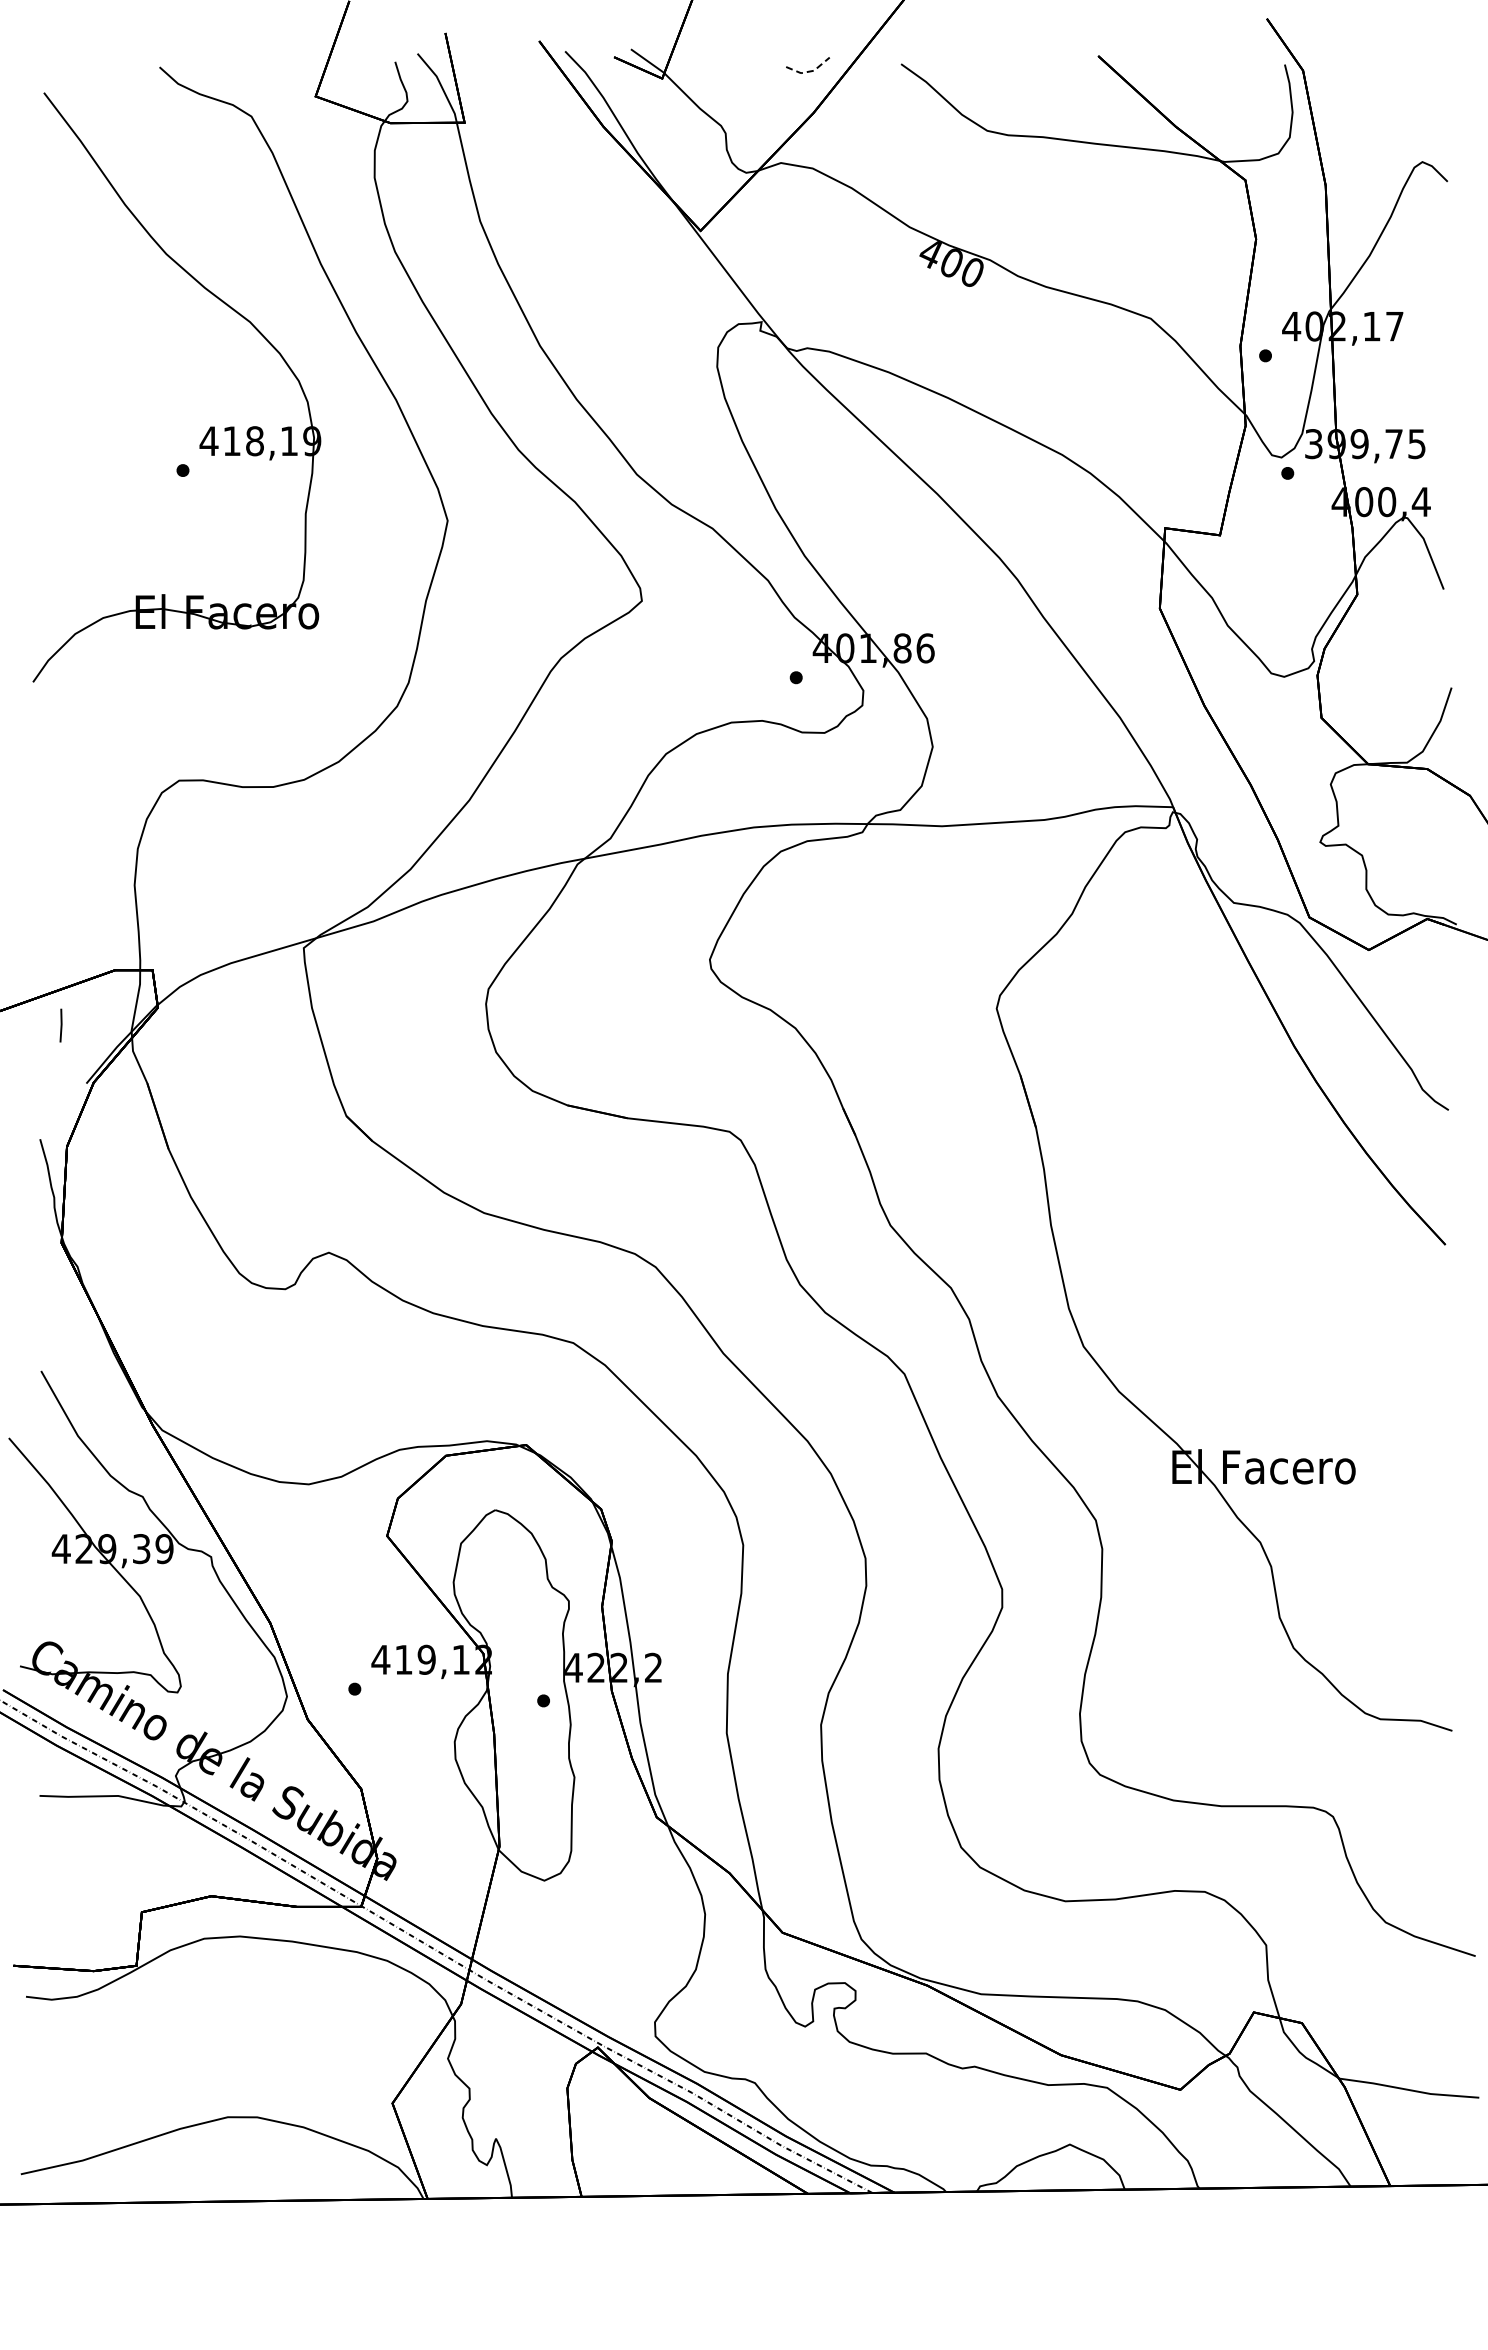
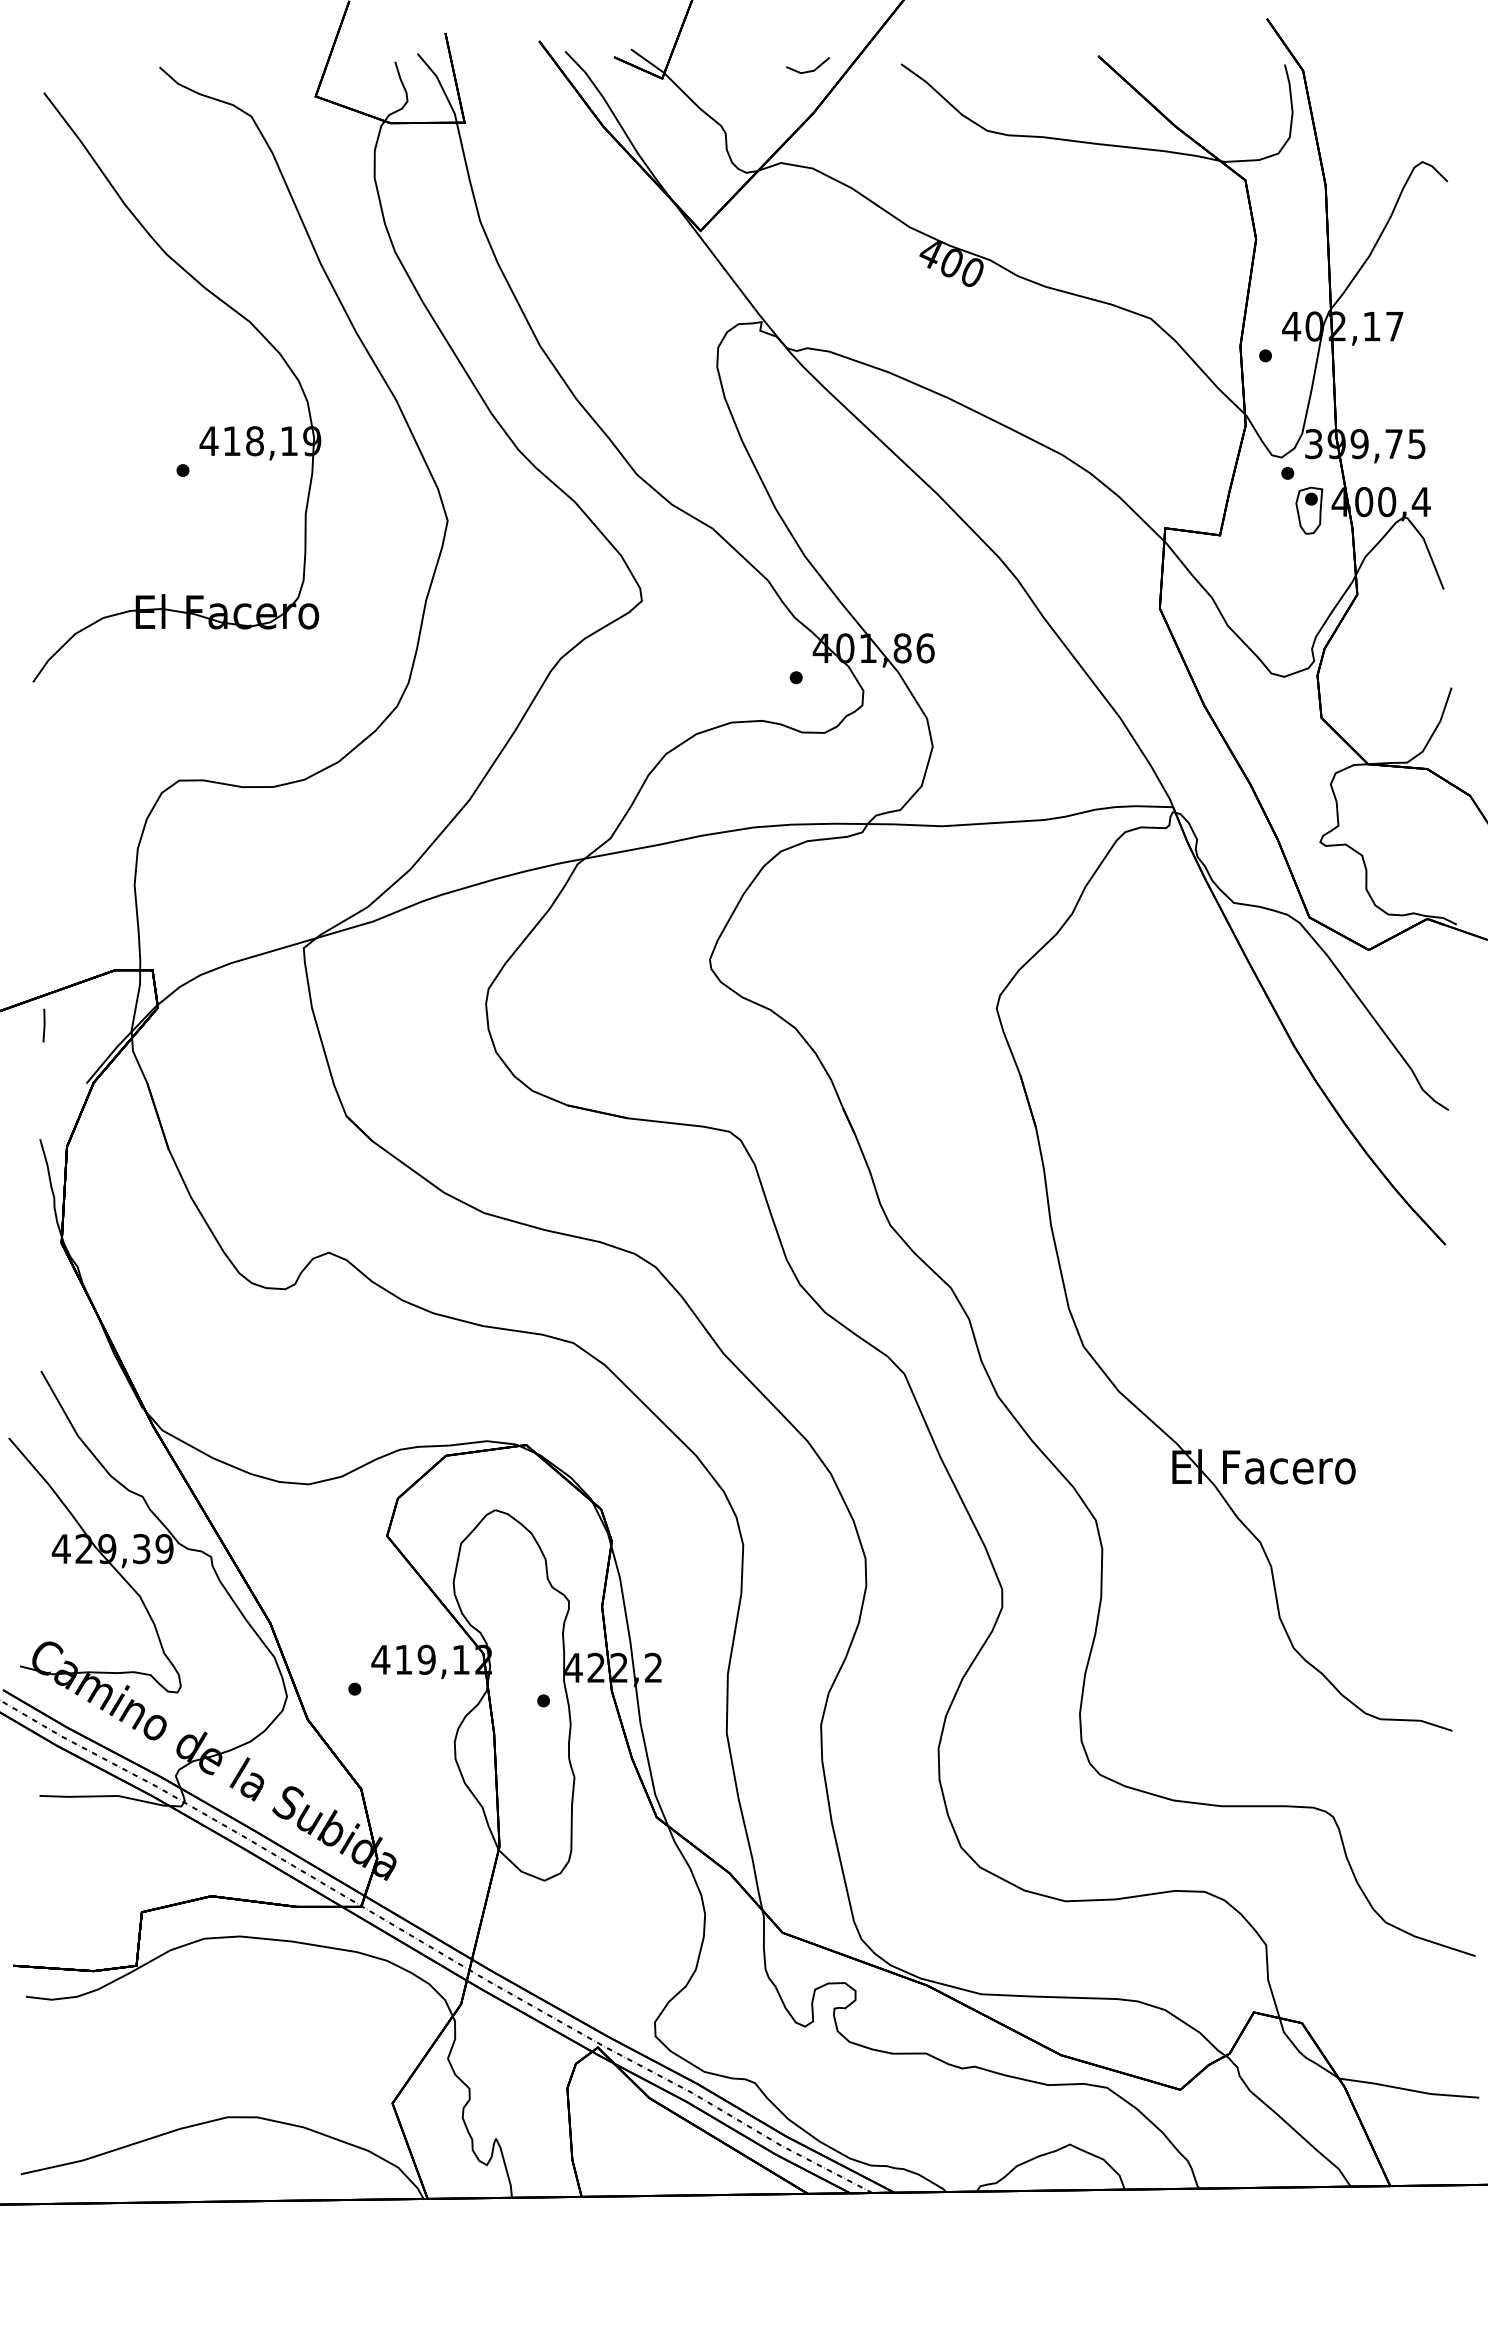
line: dashed -> solid (809, 71)
part: none -> present (1309, 510)
line position: (60, 1025) -> (43, 1025) (43, 1025)
